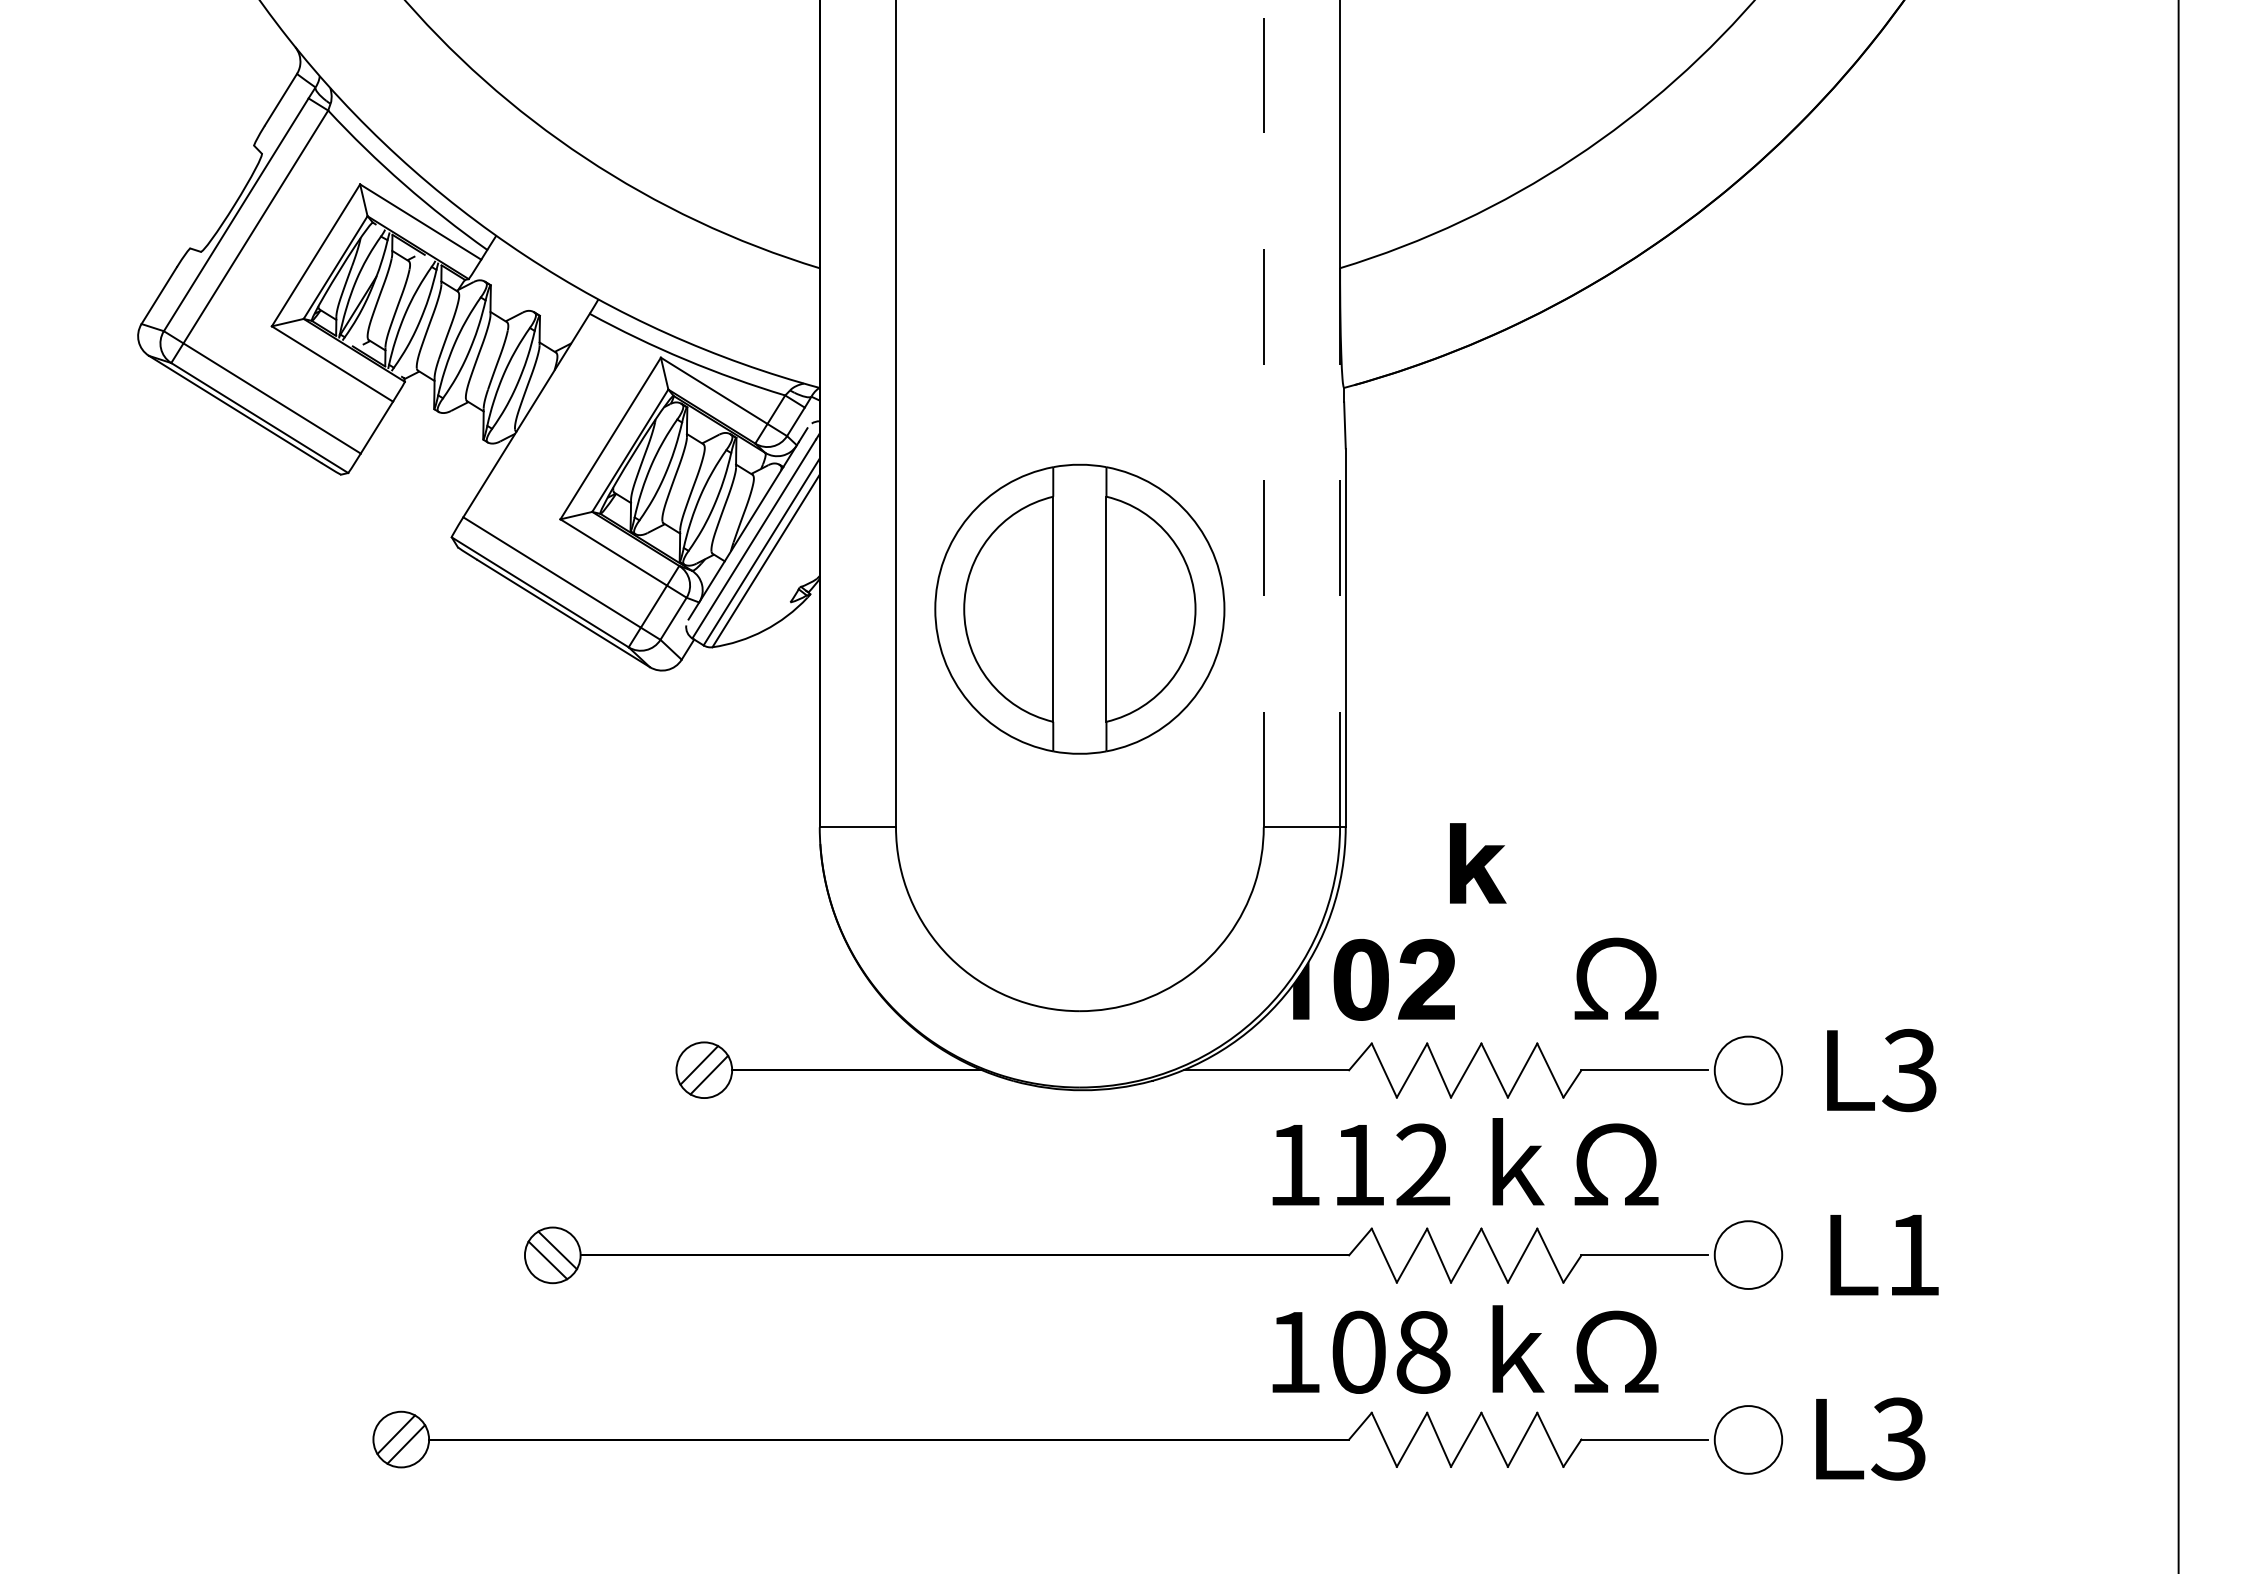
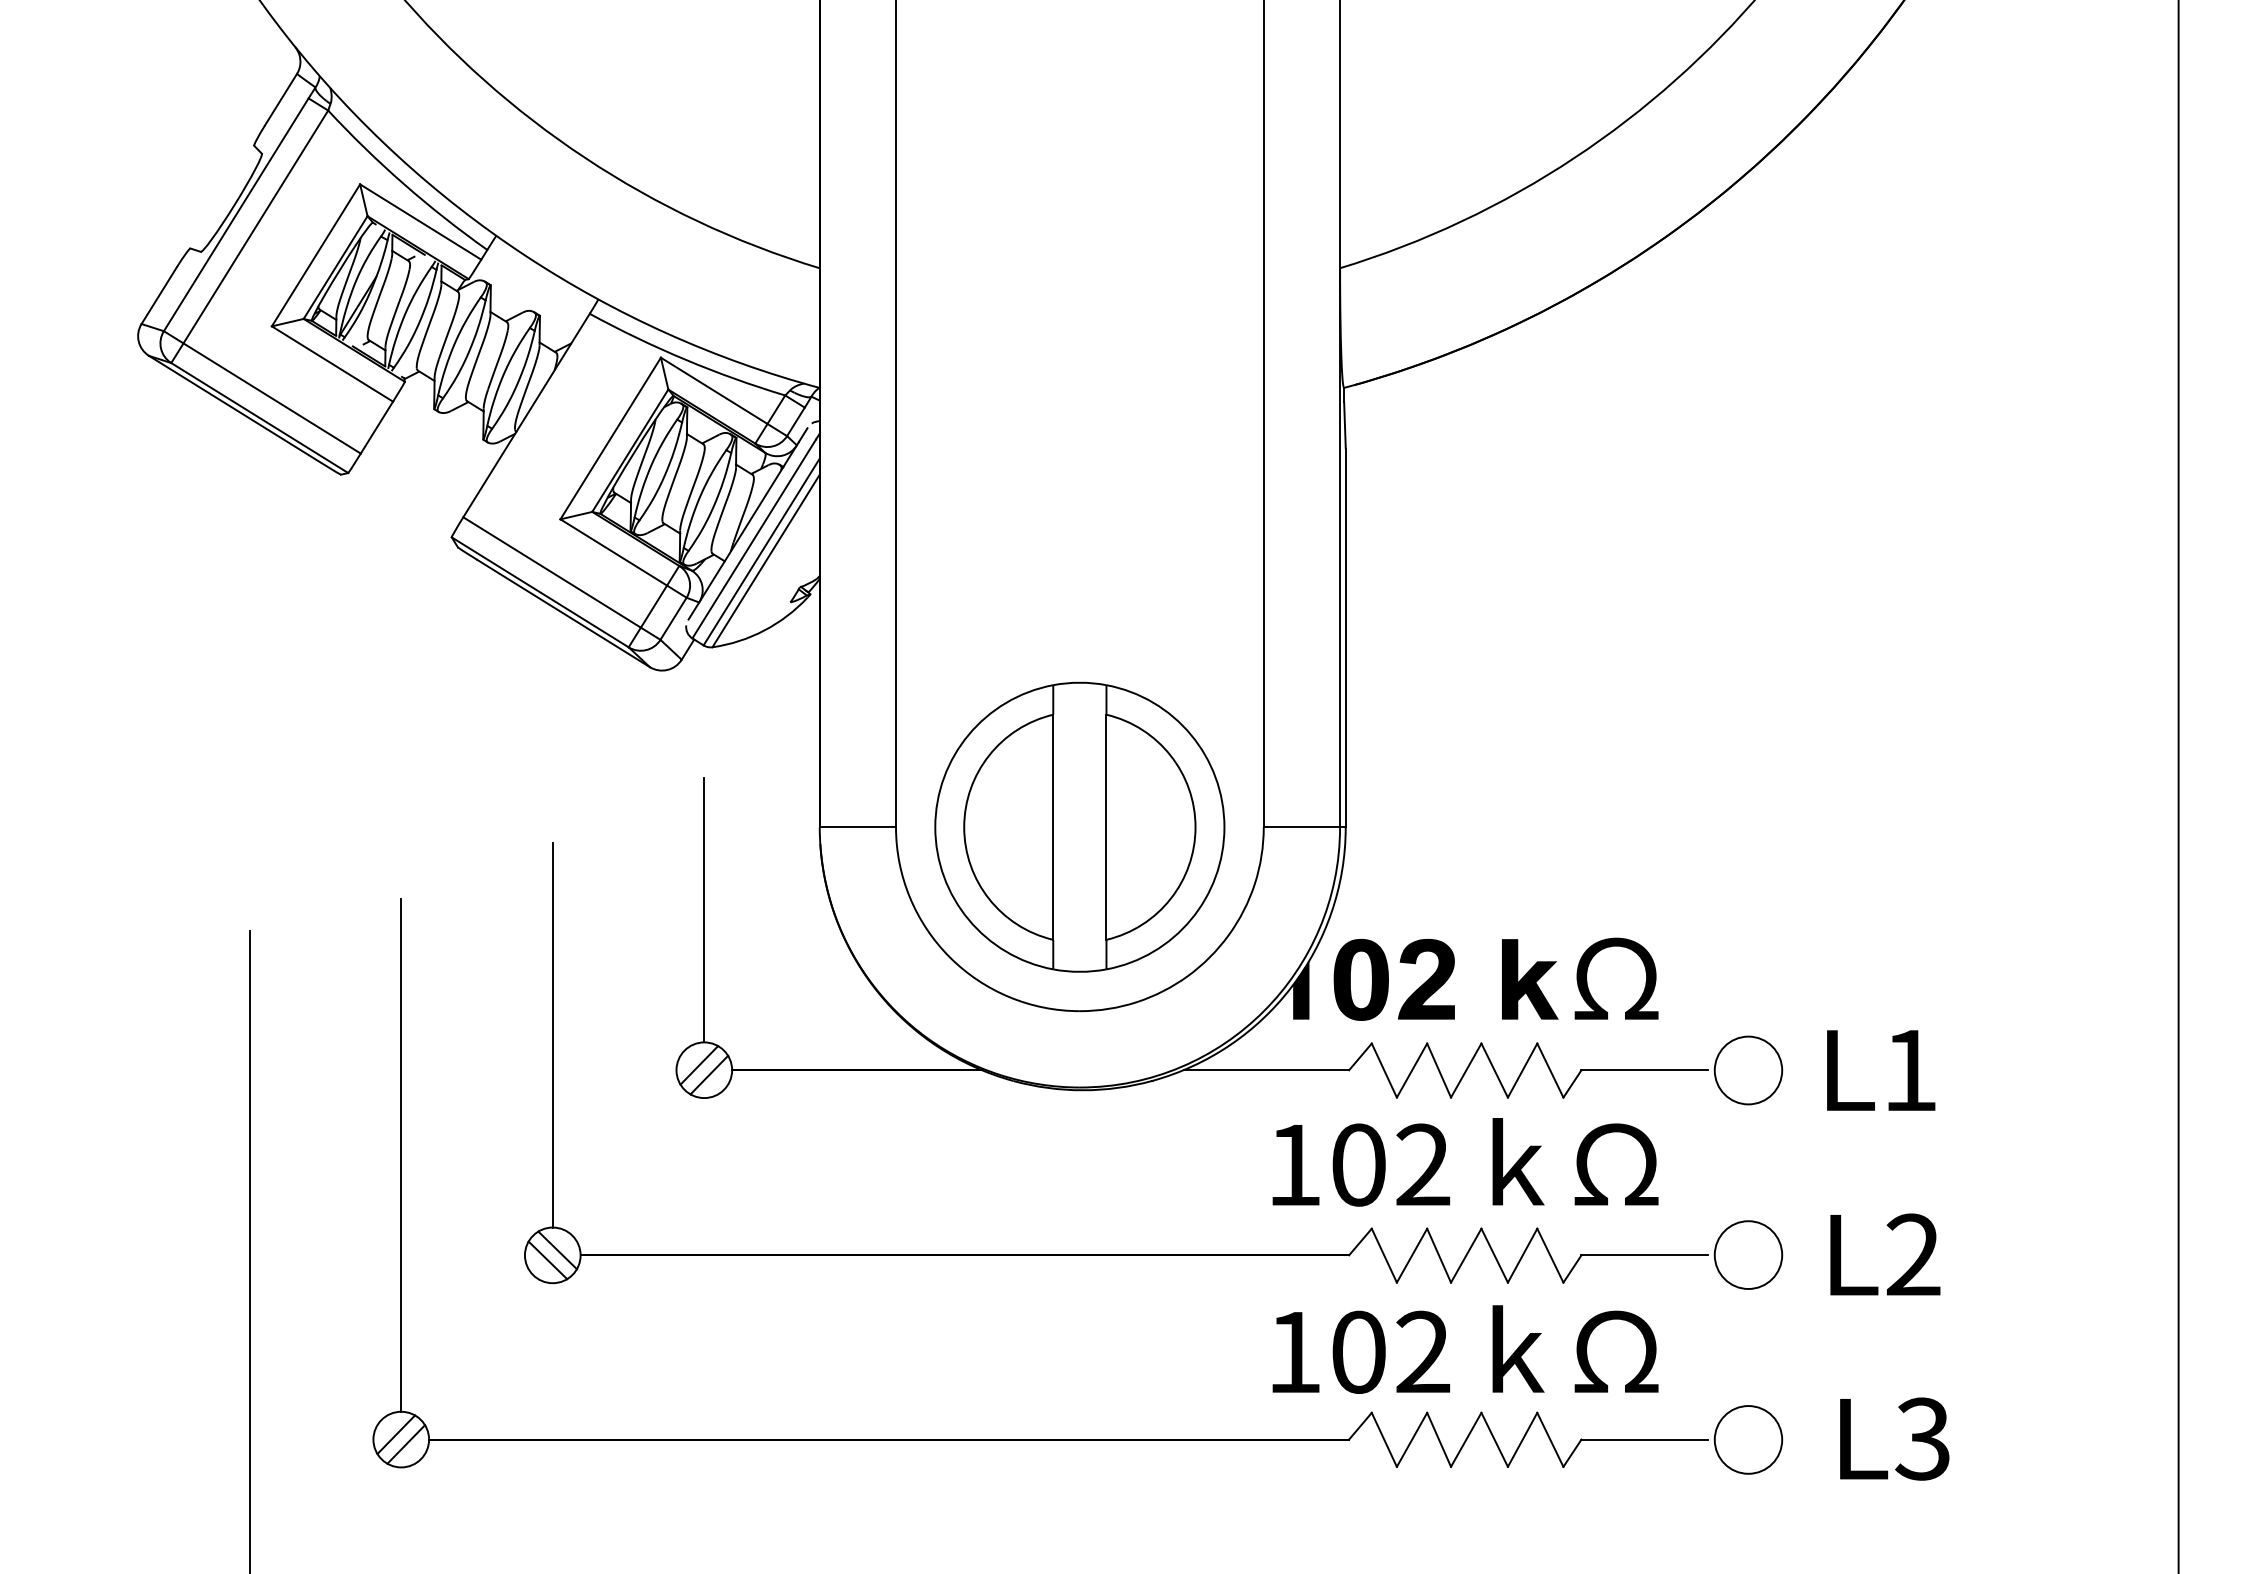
line: dashed -> solid (1263, 413)
line: dashed -> solid (1340, 547)
part position: (1079, 608) -> (1079, 826) (1079, 826)
part position: (1478, 863) -> (1530, 979) (1530, 979)
line: none -> present (704, 909)
line: none -> present (552, 1035)
text: L3 -> L1 (1909, 1070)
line: none -> present (401, 1154)
text: 112 -> 102 (1358, 1164)
line: none -> present (249, 1250)
text: L1 -> L2 (1913, 1254)
text: 108 -> 102 (1423, 1351)
text position: (1870, 1438) -> (1894, 1438) (1894, 1438)
